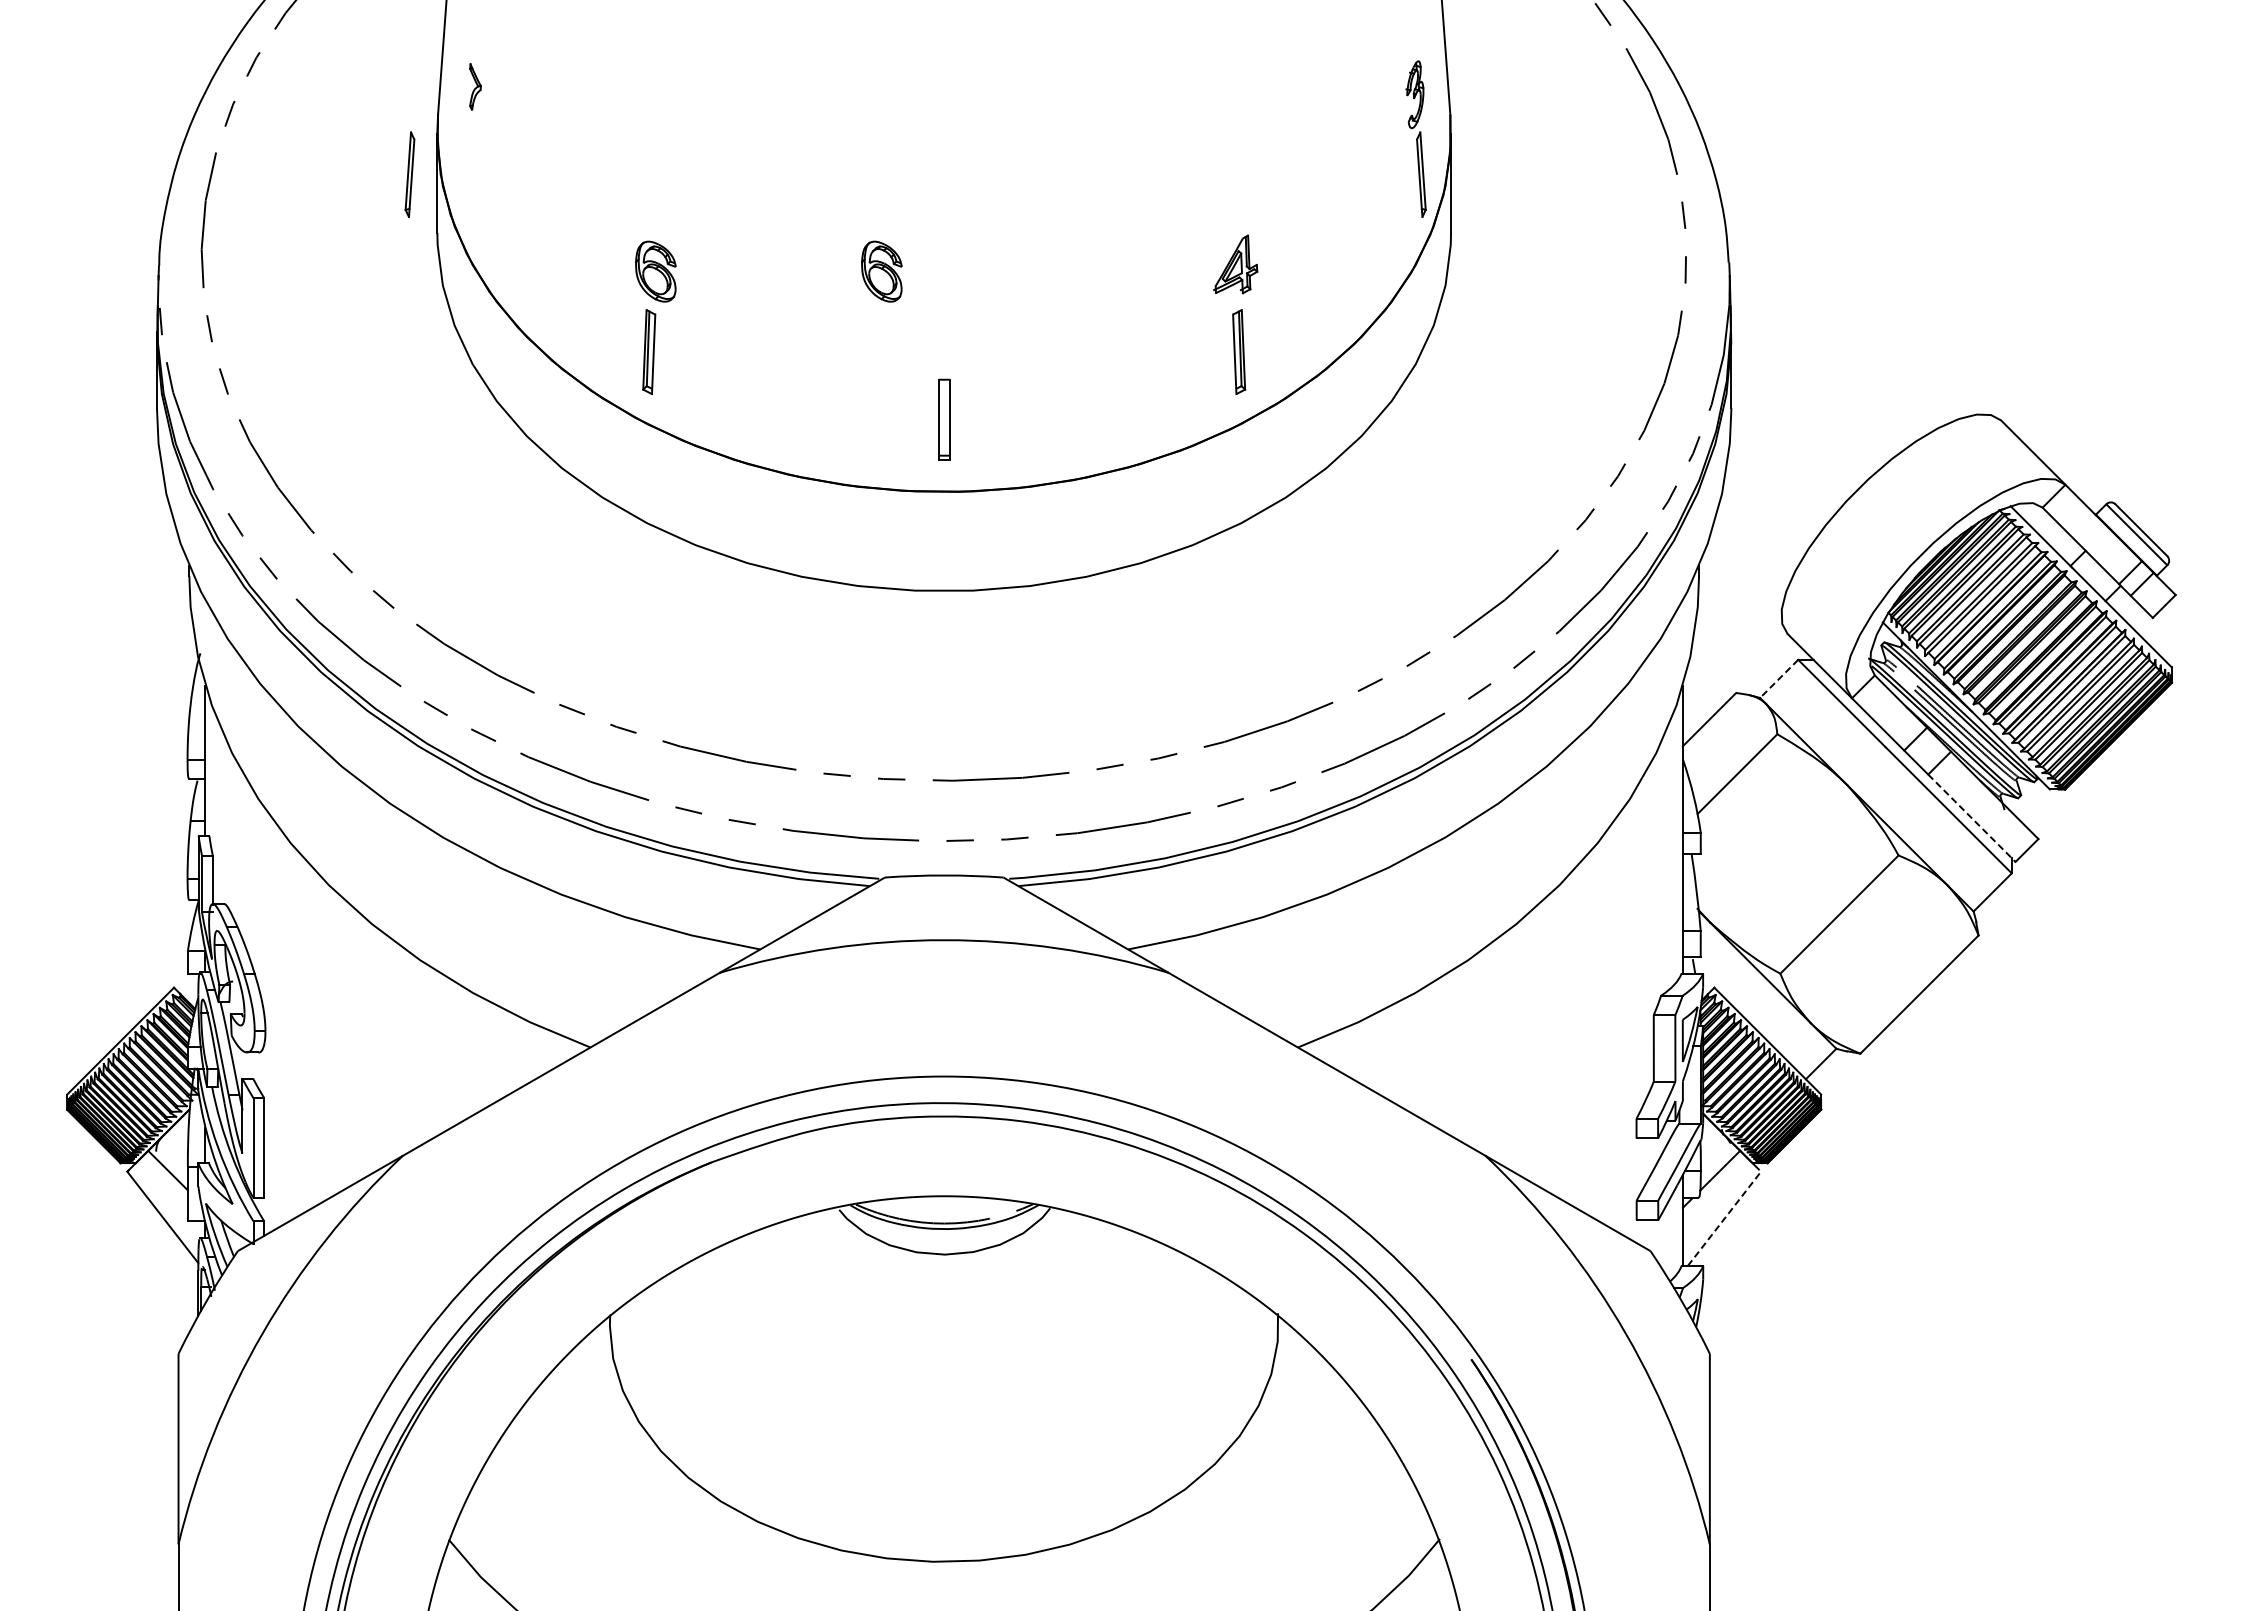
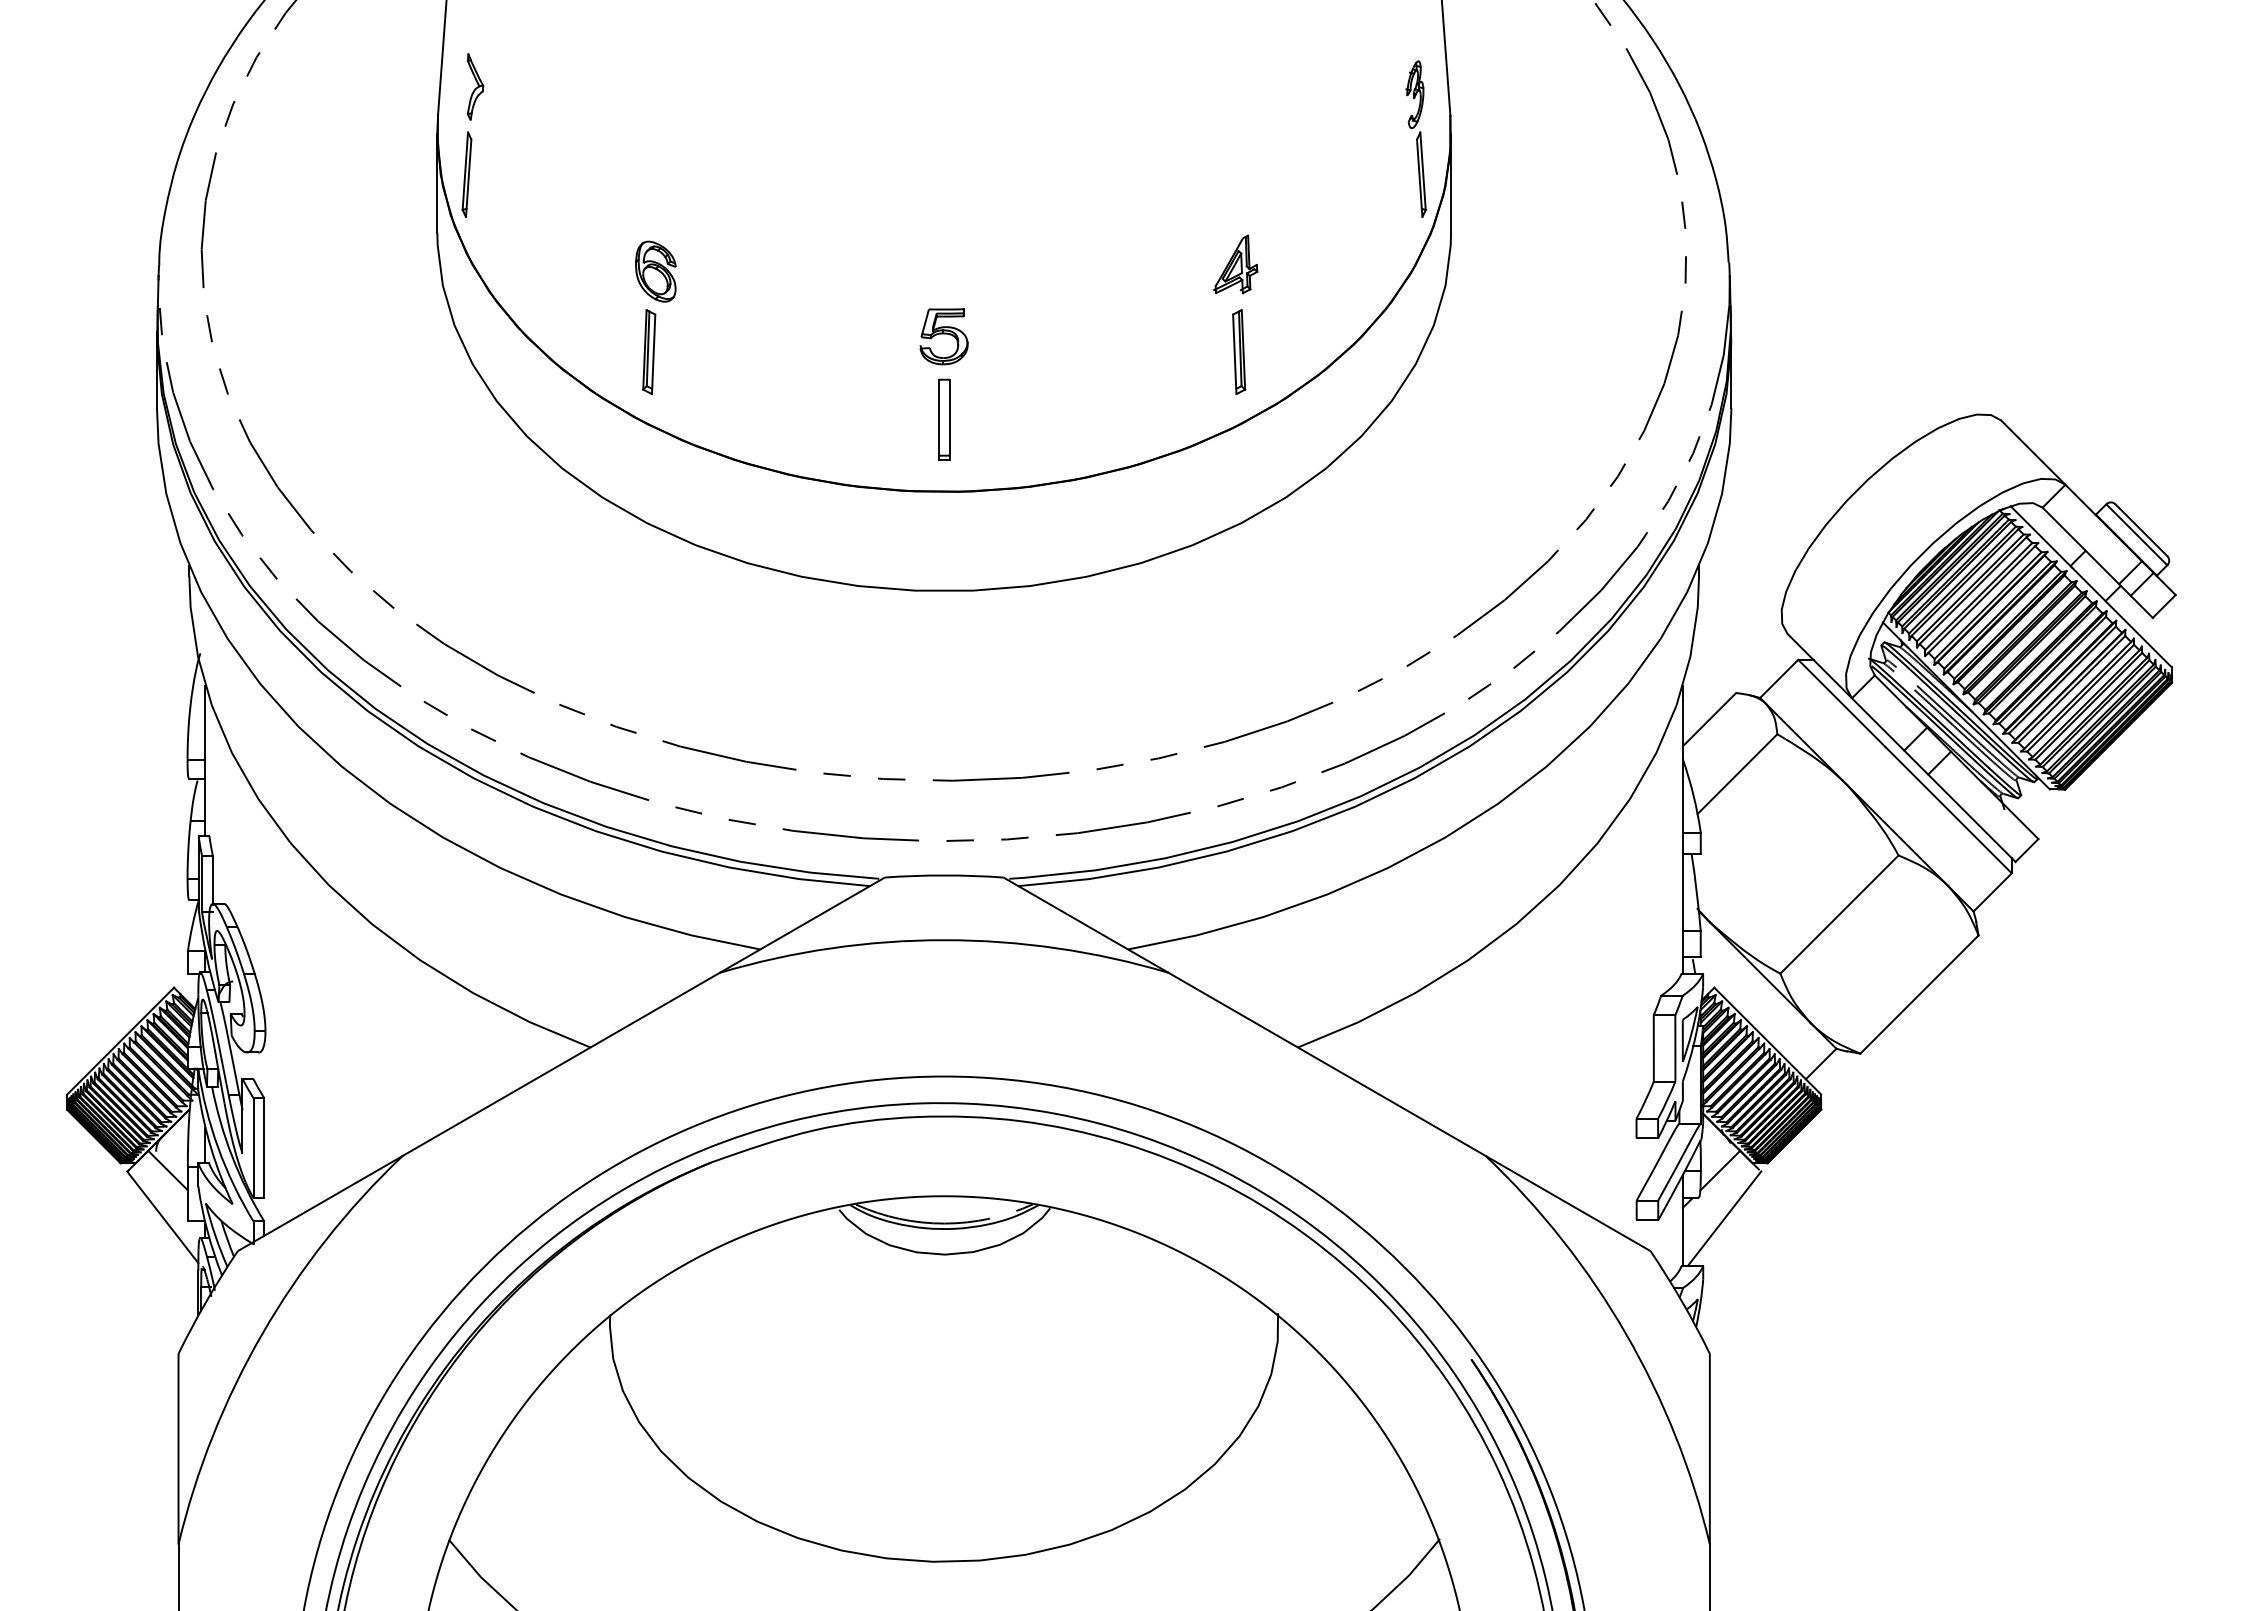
part size: 13x48 px -> 19x68 px (475, 86)
part position: (409, 174) -> (466, 174) (466, 174)
part: present -> none (881, 271)
part: none -> present (943, 336)
line: dashed -> solid (1779, 678)
line: dashed -> solid (1971, 818)
line: dashed -> solid (1724, 1218)
